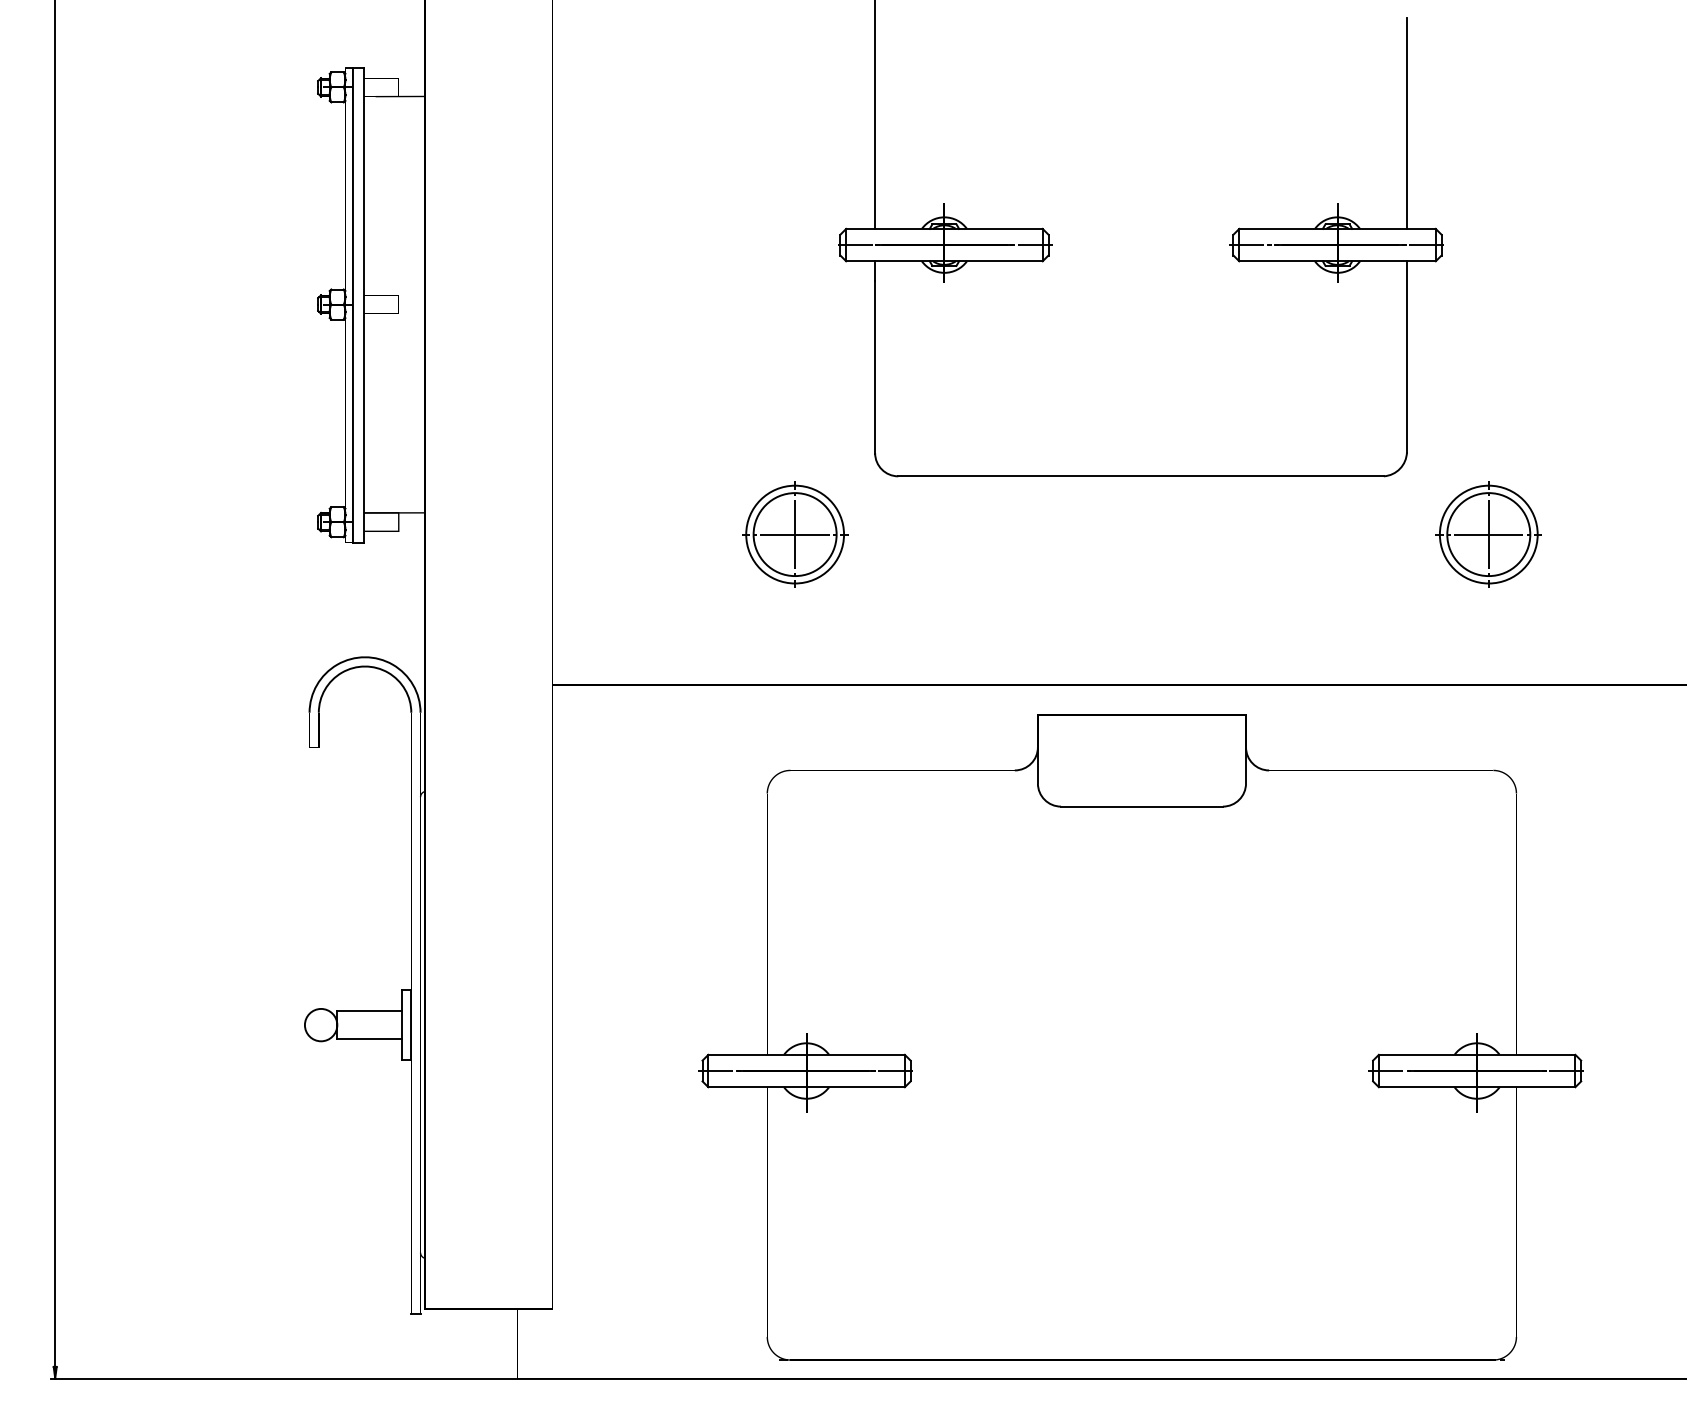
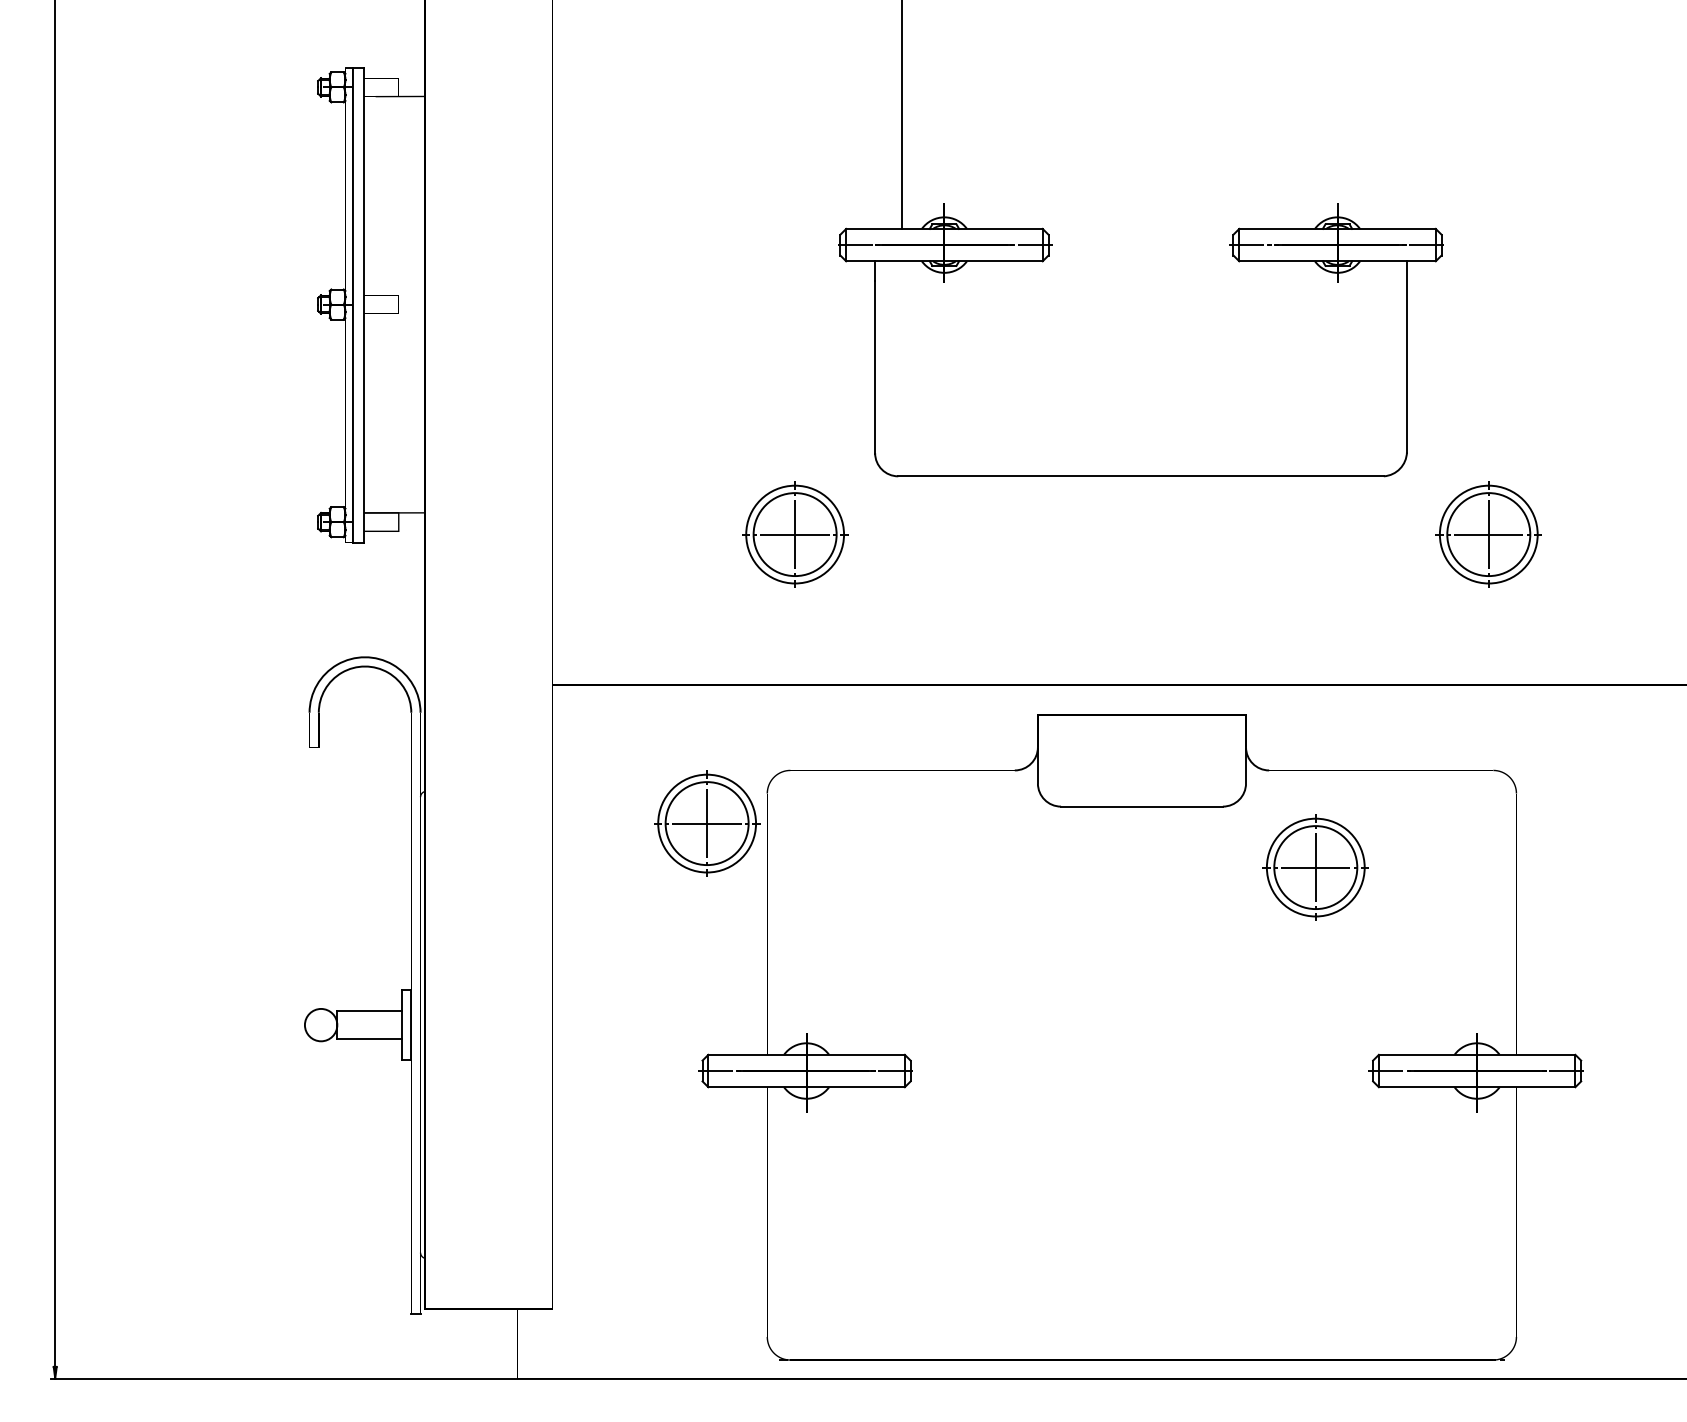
line position: (875, 115) -> (902, 115) (902, 115)
line: present -> none (1406, 123)
part: none -> present (707, 823)
part: none -> present (1315, 867)
